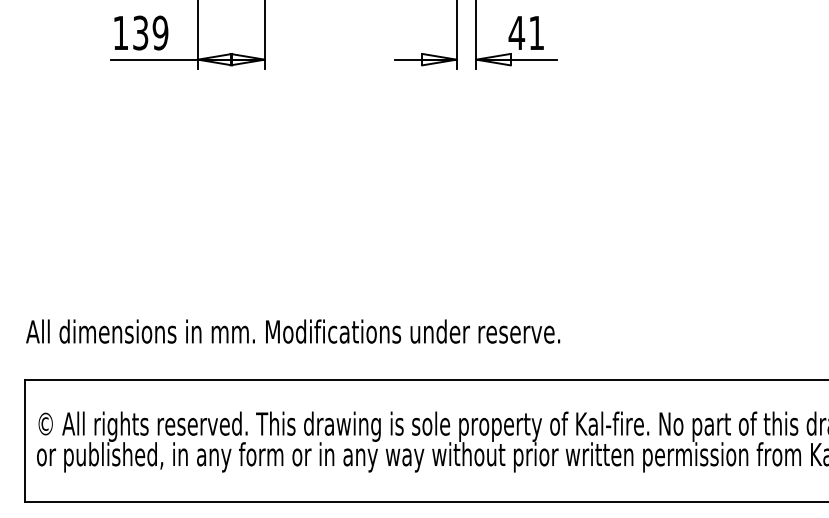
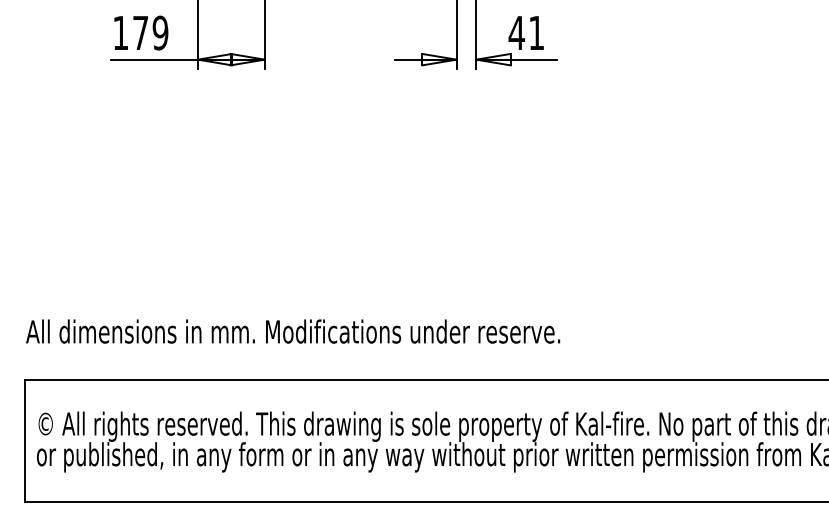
text: 139 -> 179 (140, 32)
